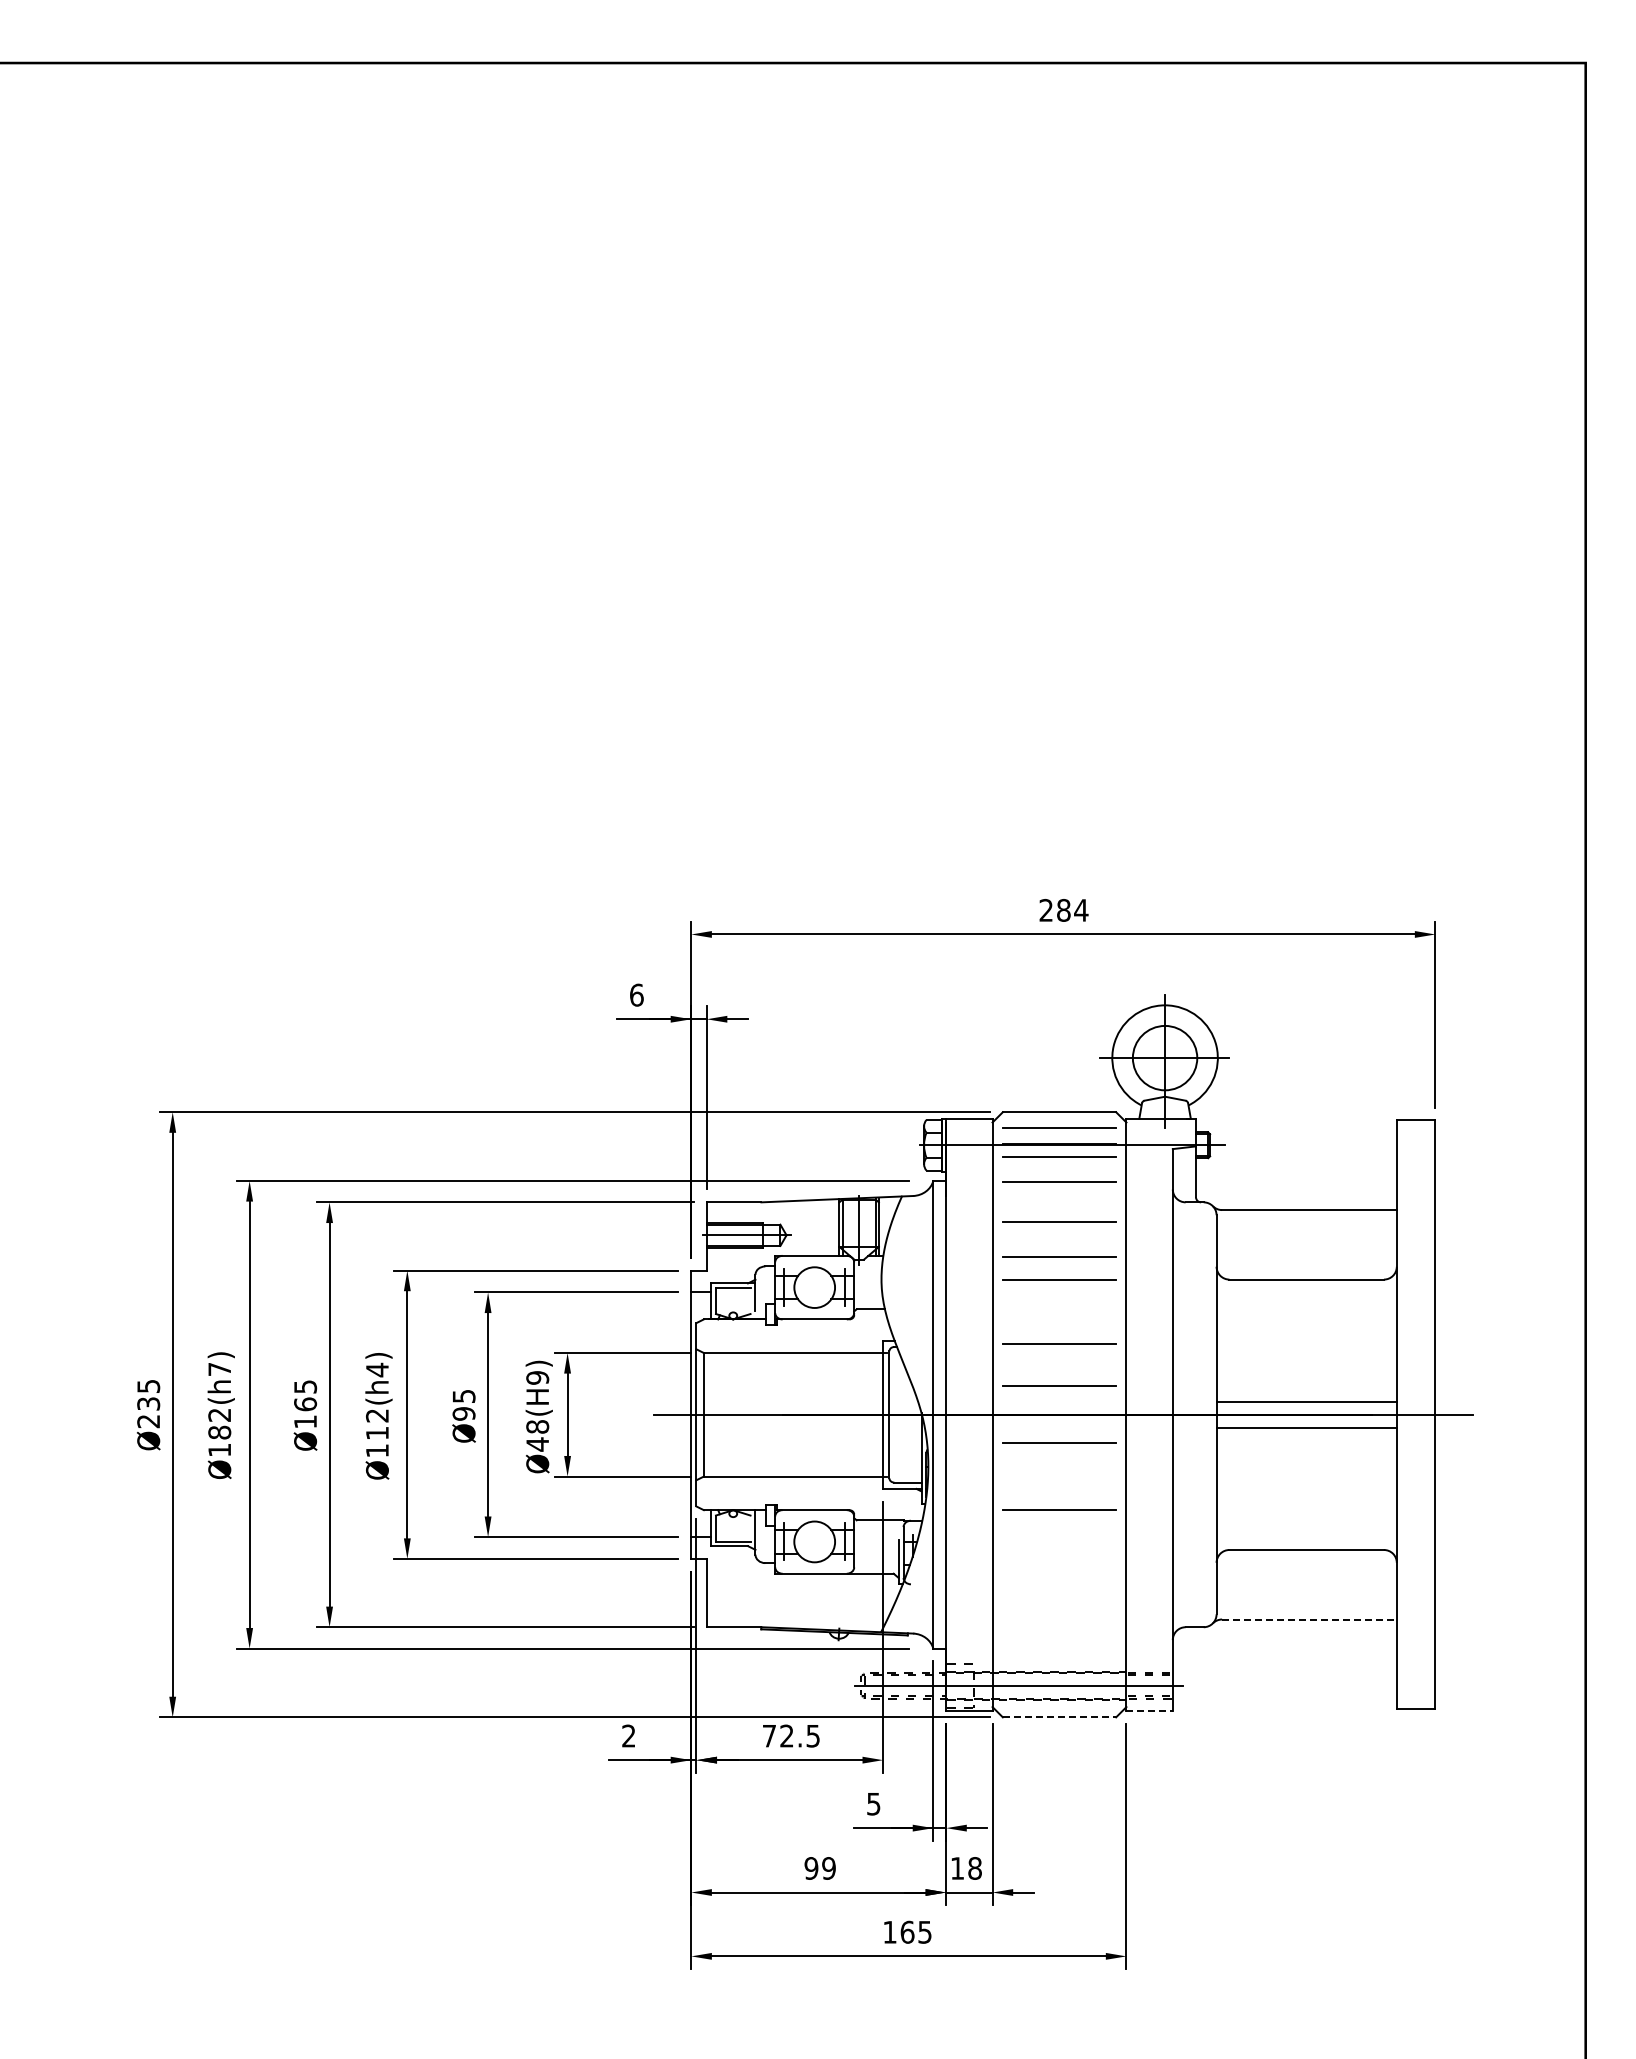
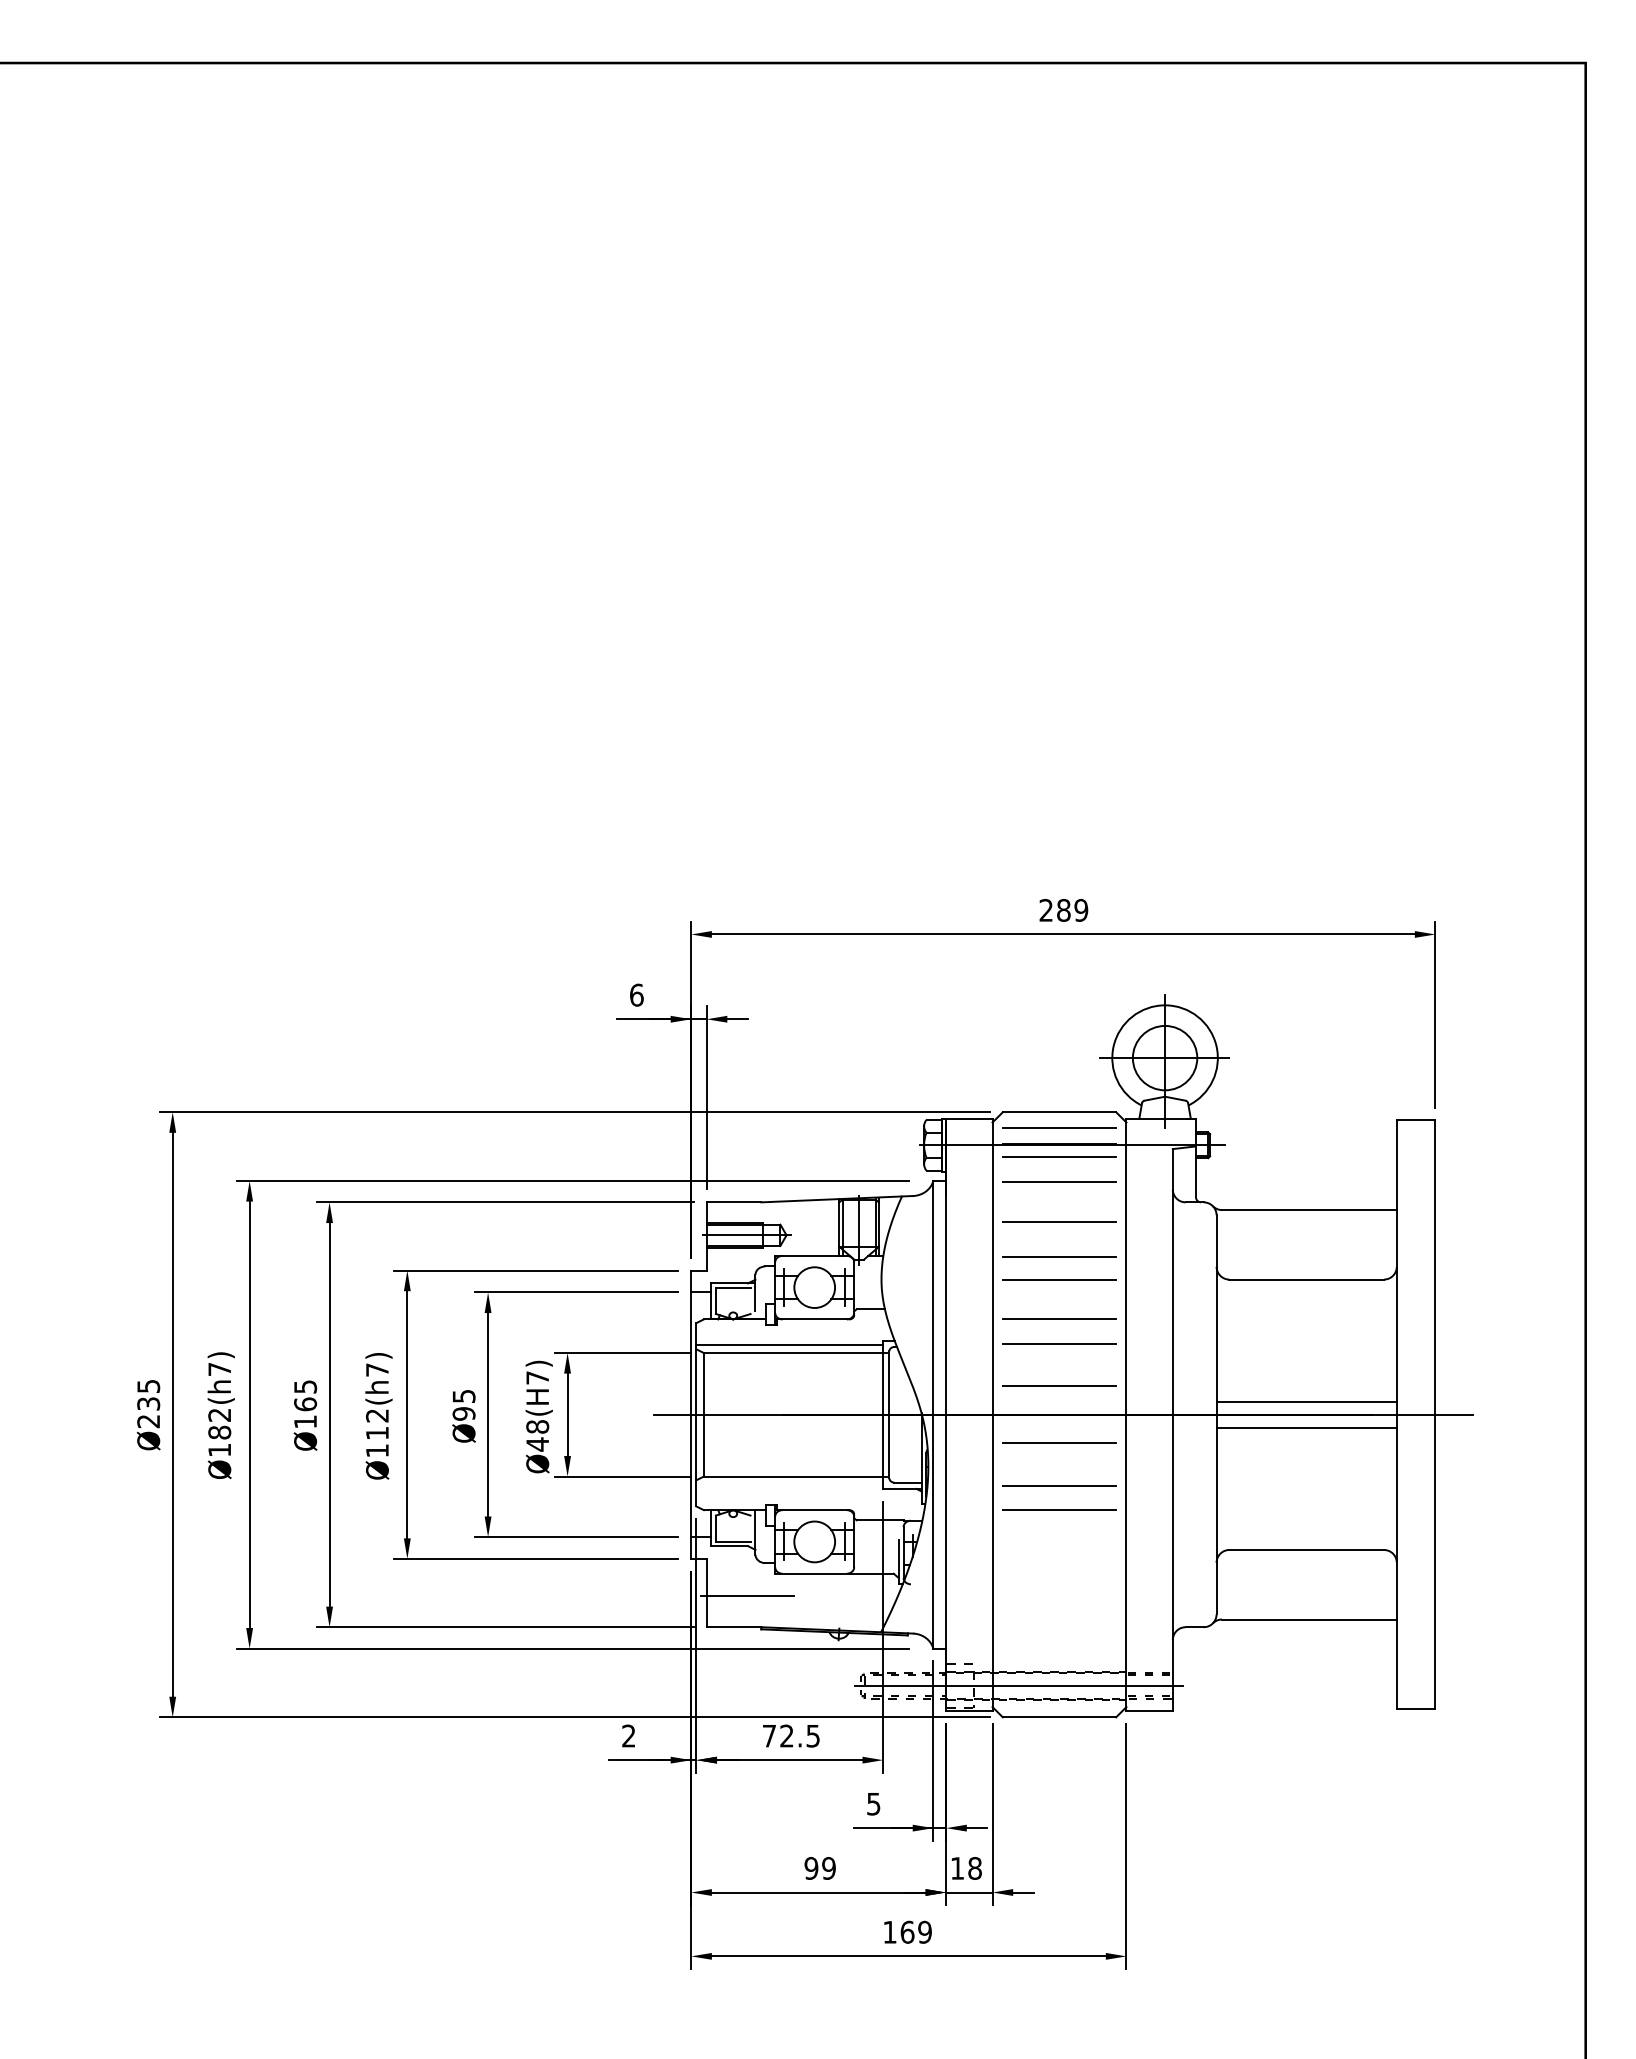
text: 284 -> 289 (1081, 910)
line: none -> present (1059, 1319)
line: none -> present (789, 1344)
text: 112(h4) -> 112(h7) (377, 1369)
text: 48(H9) -> 48(H7) (537, 1377)
line: none -> present (1059, 1485)
line: none -> present (747, 1595)
line: dashed -> solid (1309, 1619)
line: dashed -> solid (1150, 1710)
line: dashed -> solid (1059, 1717)
text: 165 -> 169 (924, 1931)
